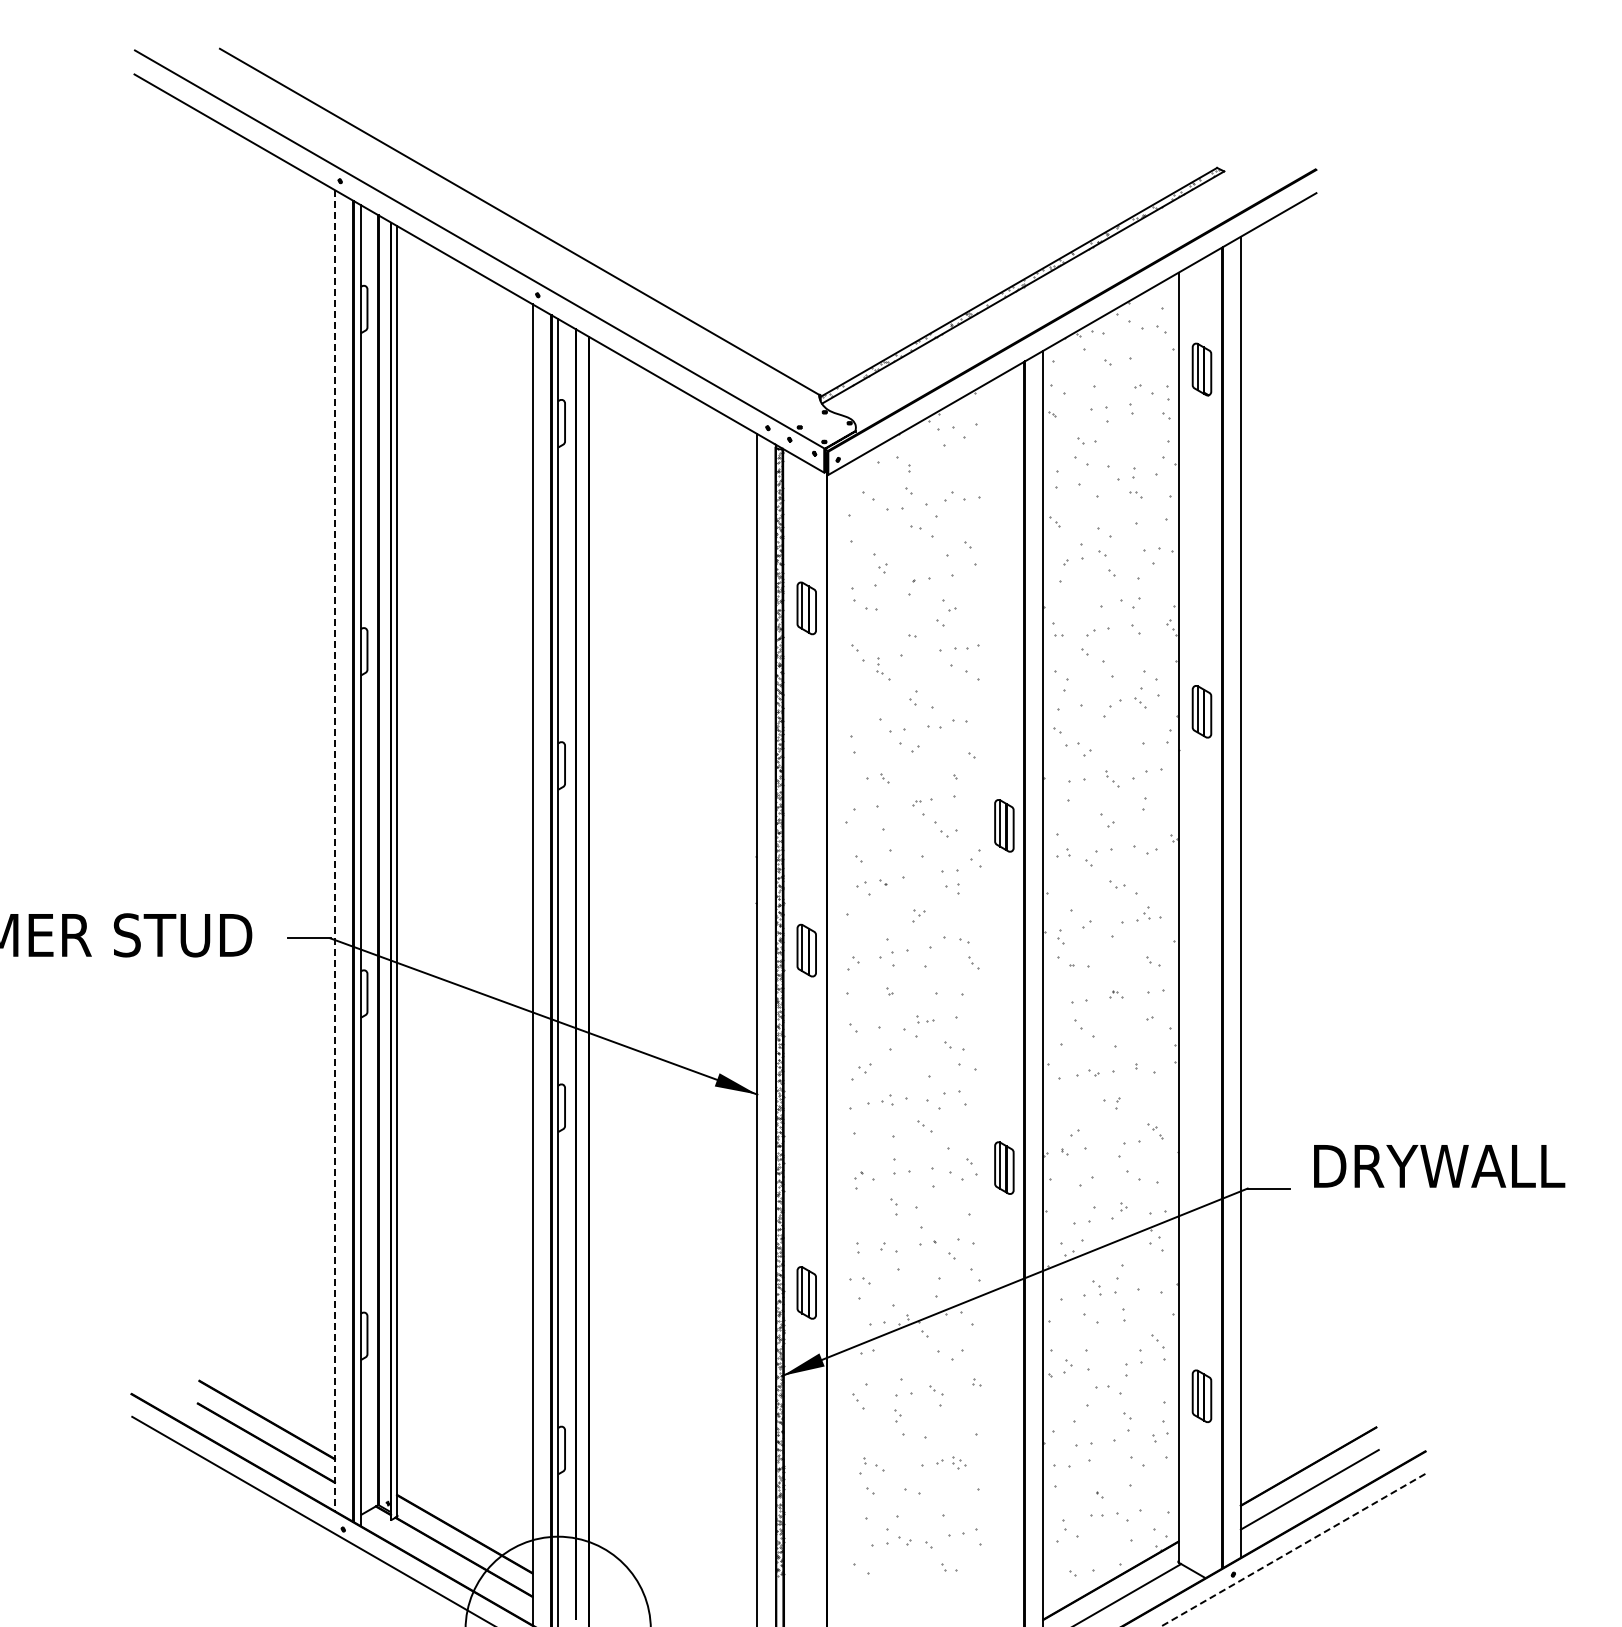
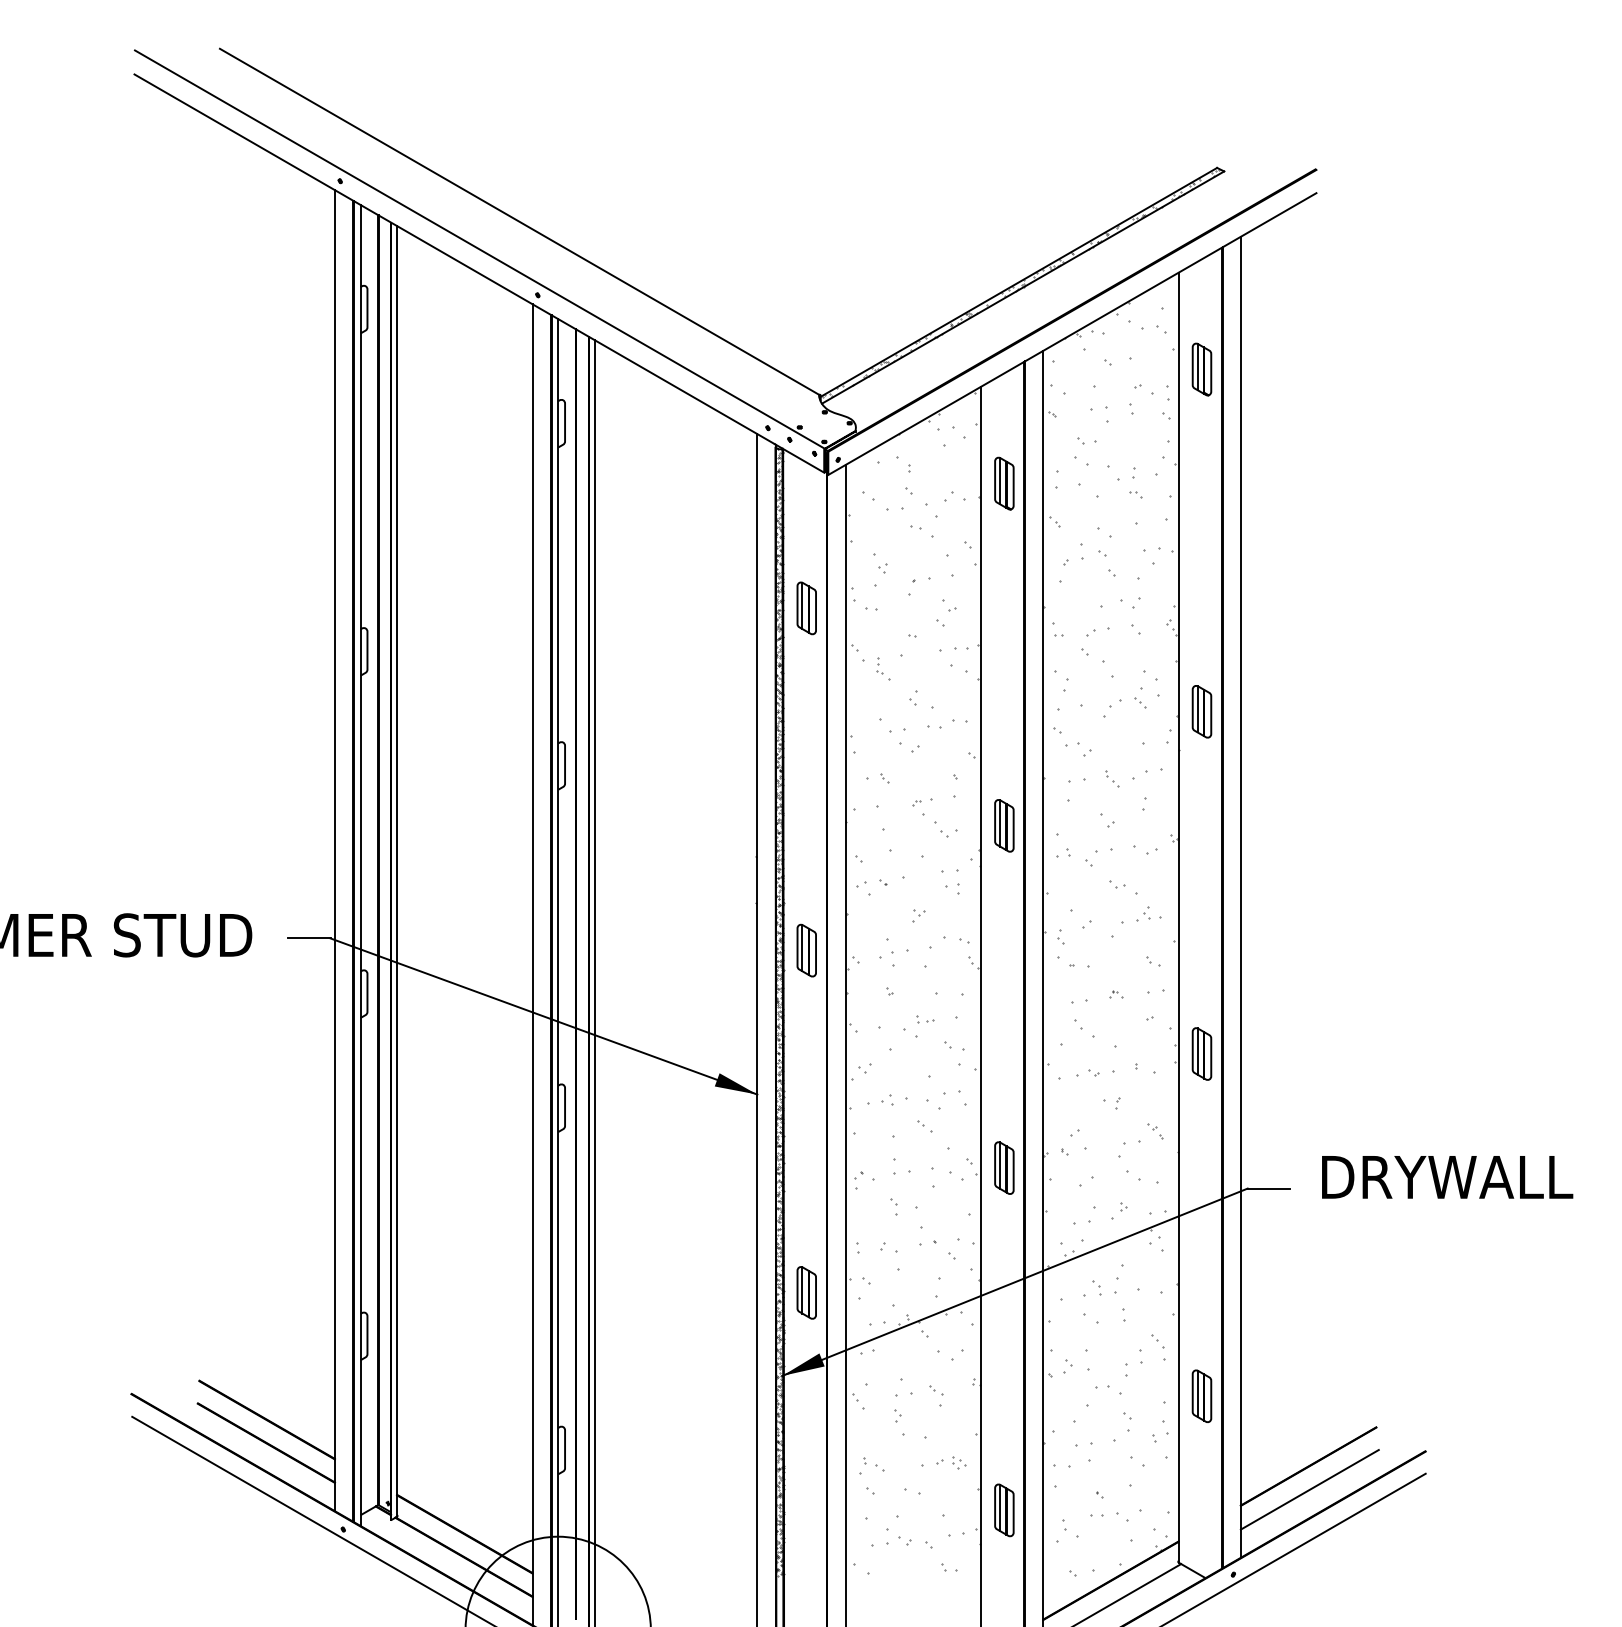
part: none -> present (1004, 483)
line: dashed -> solid (334, 851)
line: none -> present (594, 981)
line: none -> present (981, 1004)
line: none -> present (845, 1043)
part: none -> present (1201, 1053)
text position: (1439, 1166) -> (1447, 1177) (1447, 1177)
part: none -> present (1004, 1510)
line: dashed -> solid (1293, 1550)
